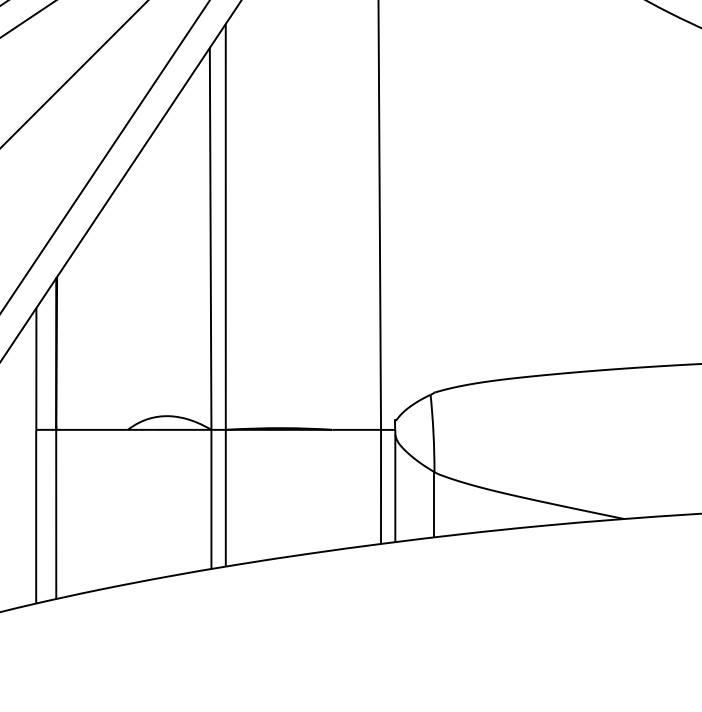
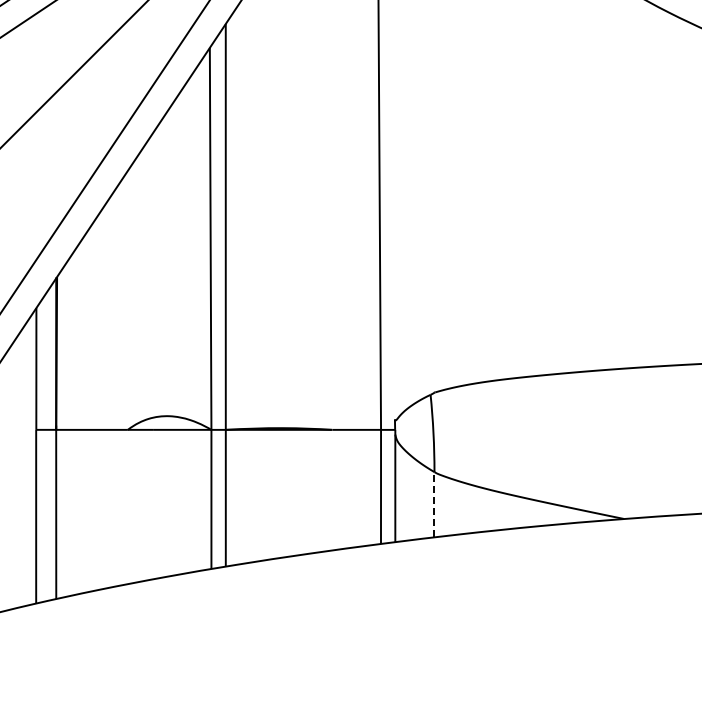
line: solid -> dashed (434, 504)
